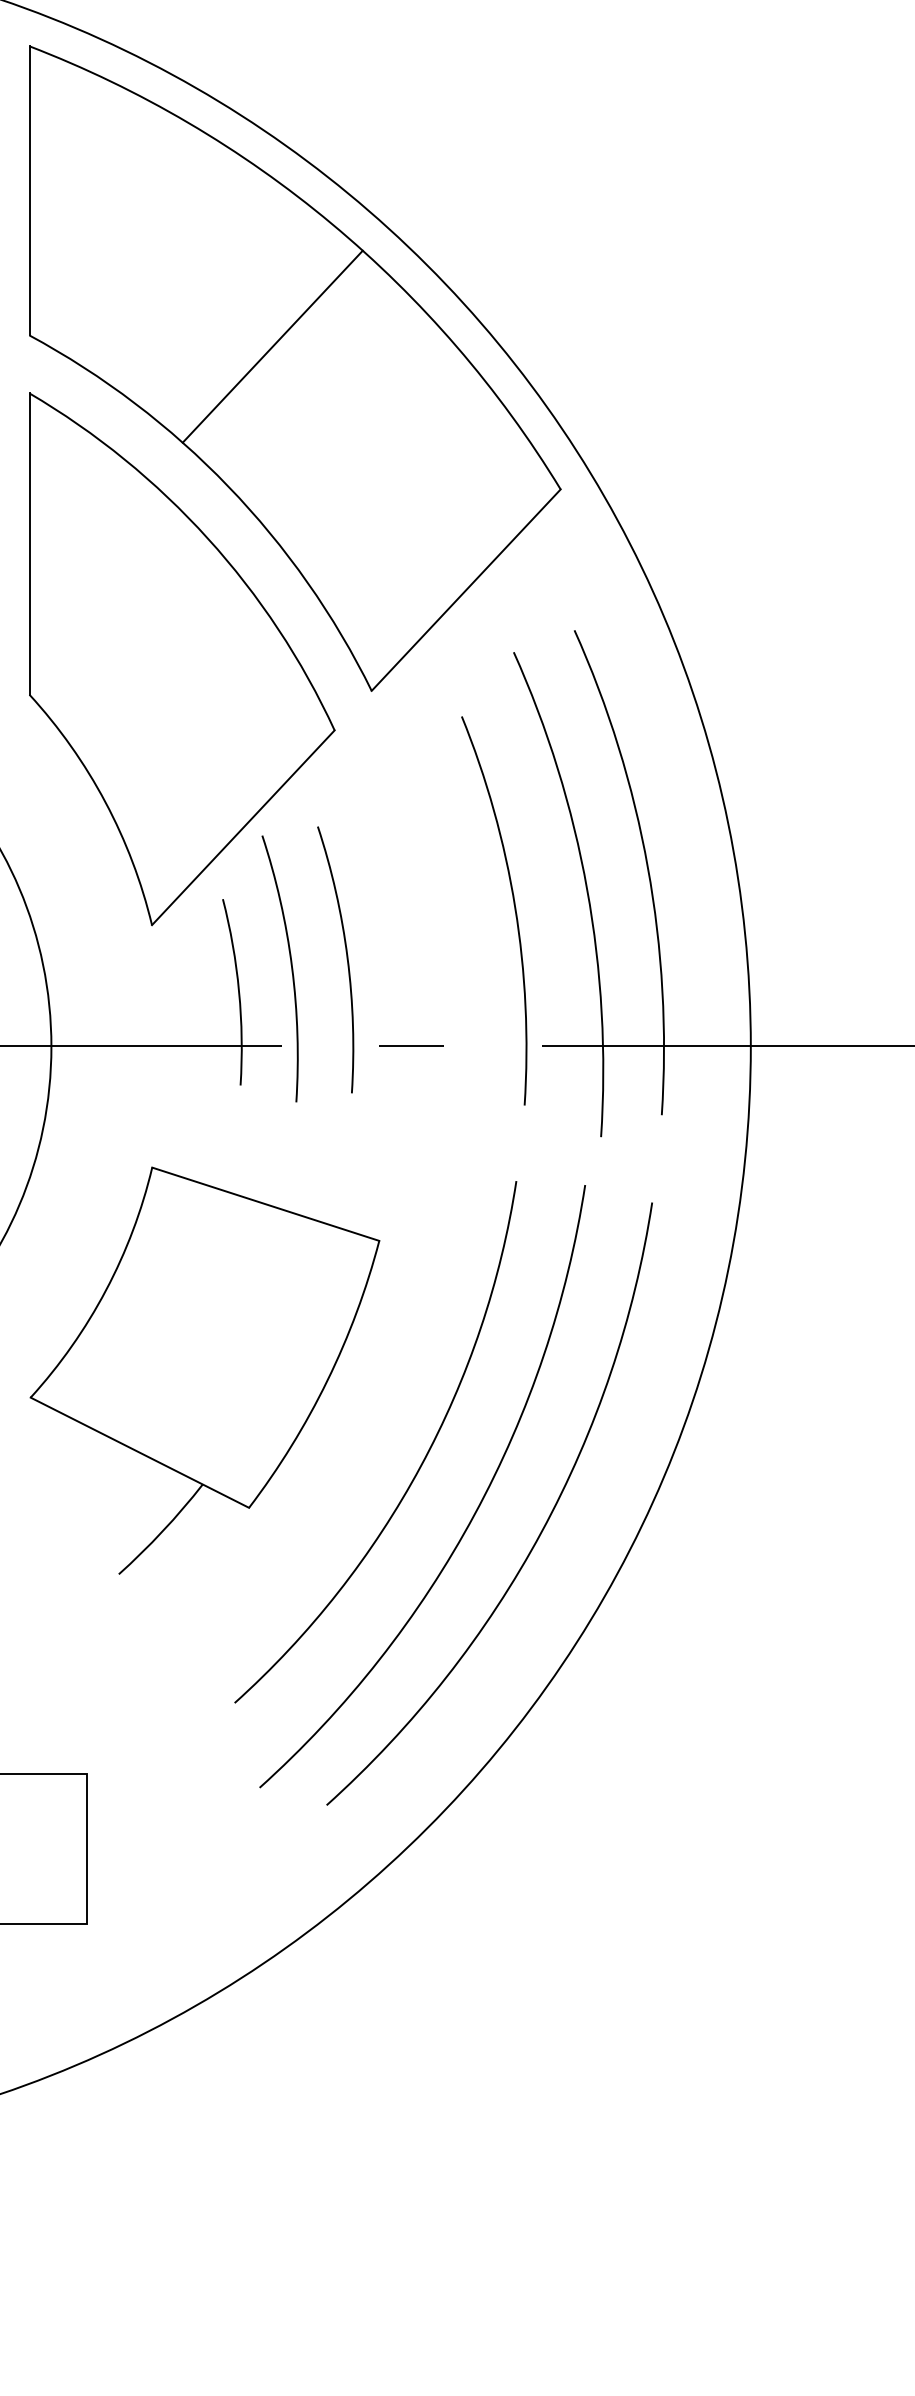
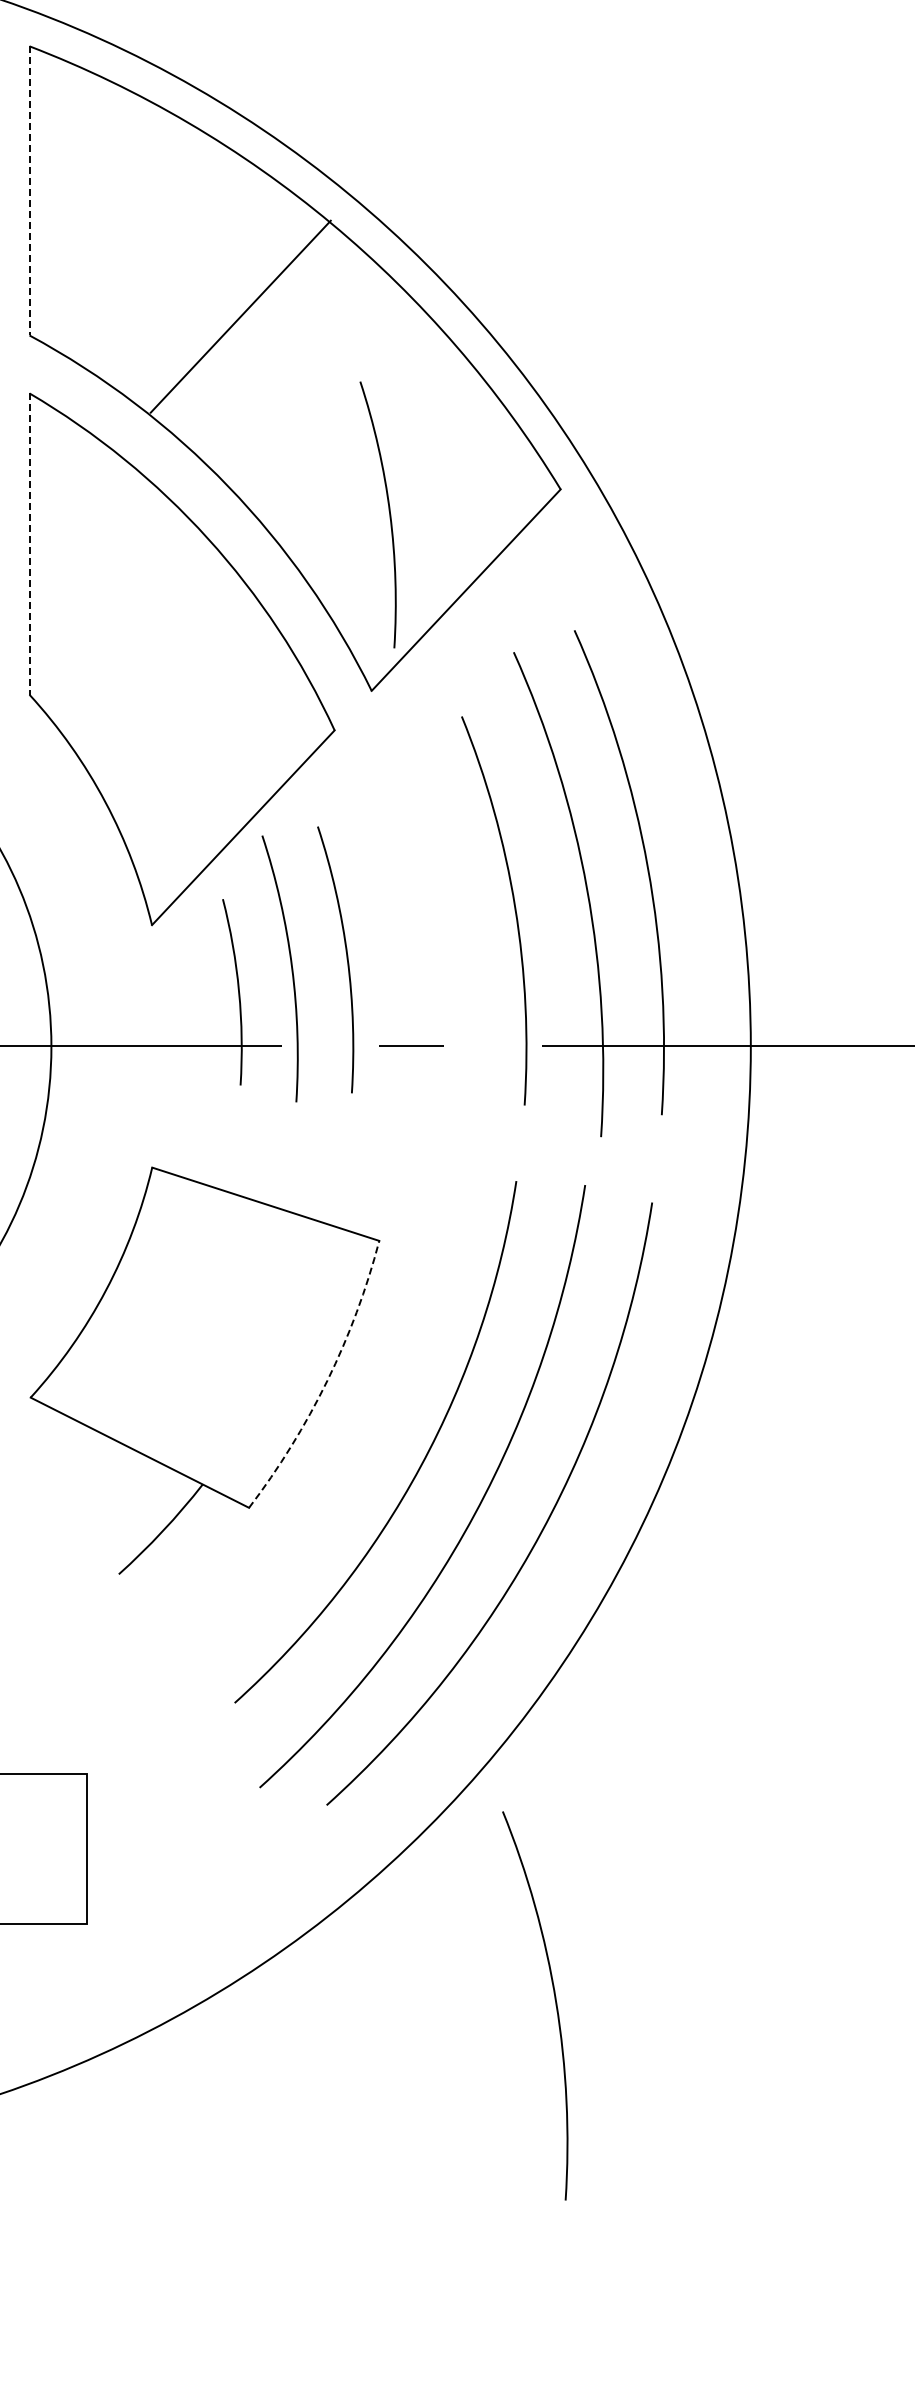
line: solid -> dashed (29, 190)
line position: (272, 346) -> (240, 316) (240, 316)
arc: none -> present (388, 511)
line: solid -> dashed (29, 544)
arc: solid -> dashed (327, 1380)
arc: none -> present (554, 1999)
